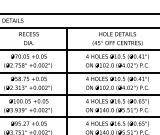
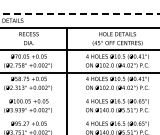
line: solid -> dashed (80, 14)
line: present -> none (79, 95)
line: present -> none (79, 117)
